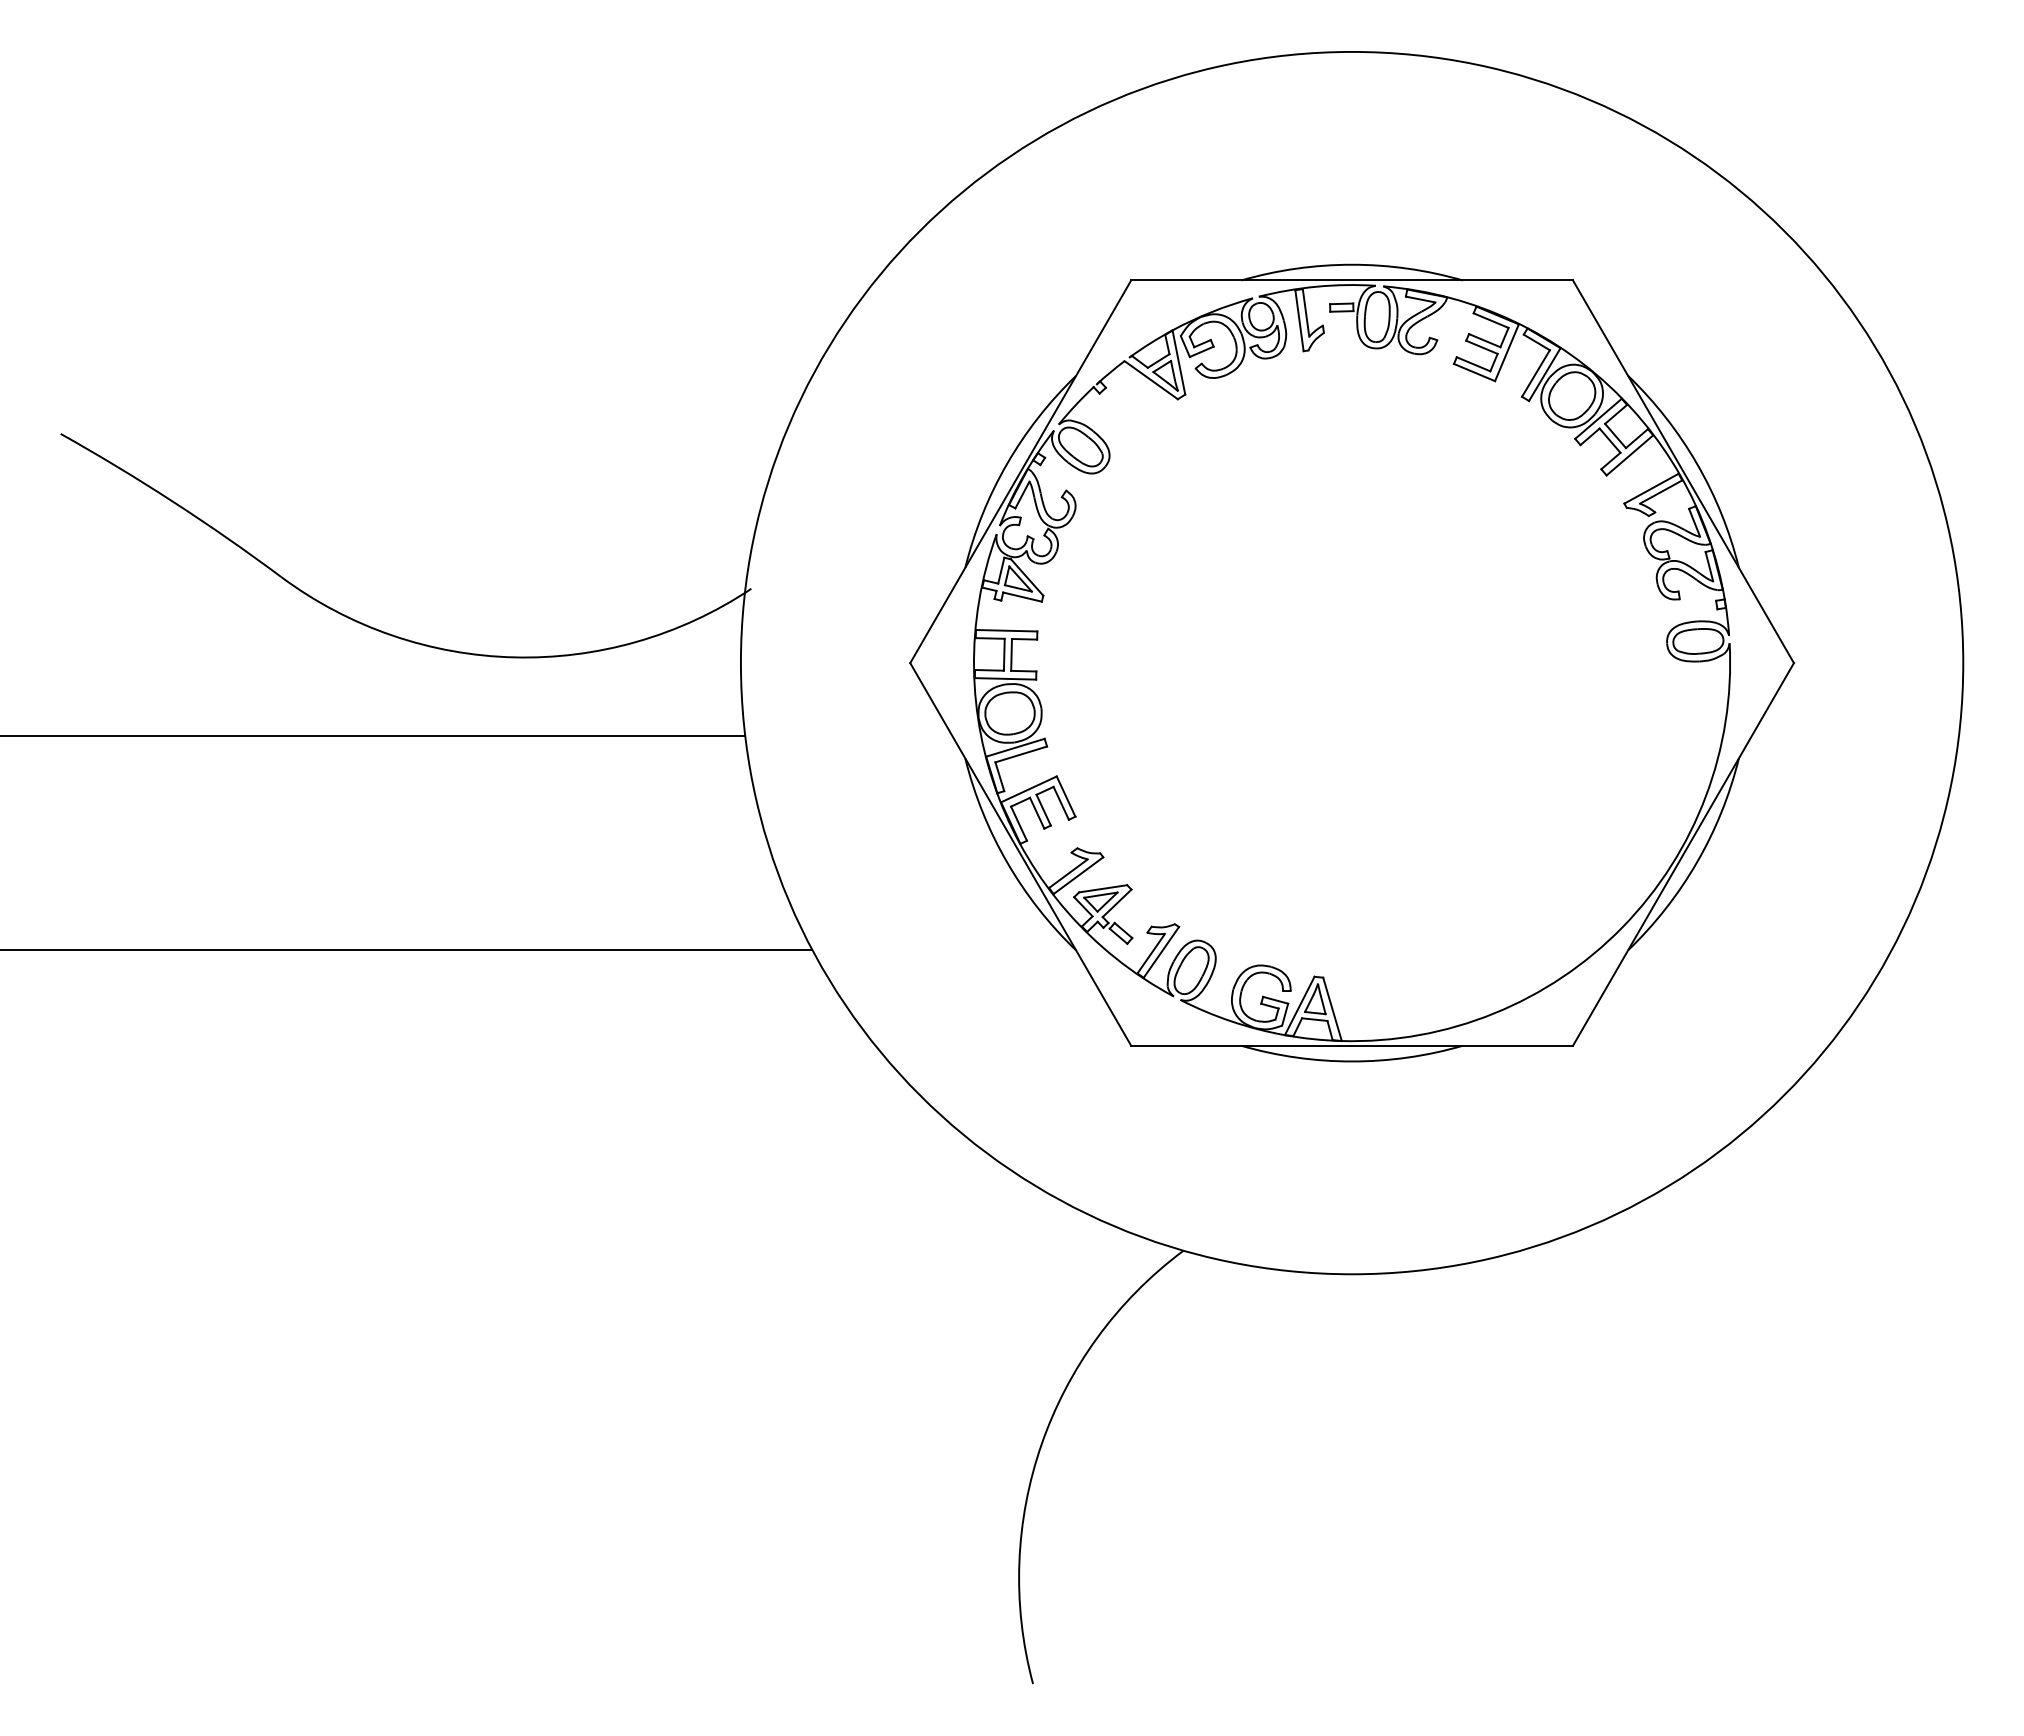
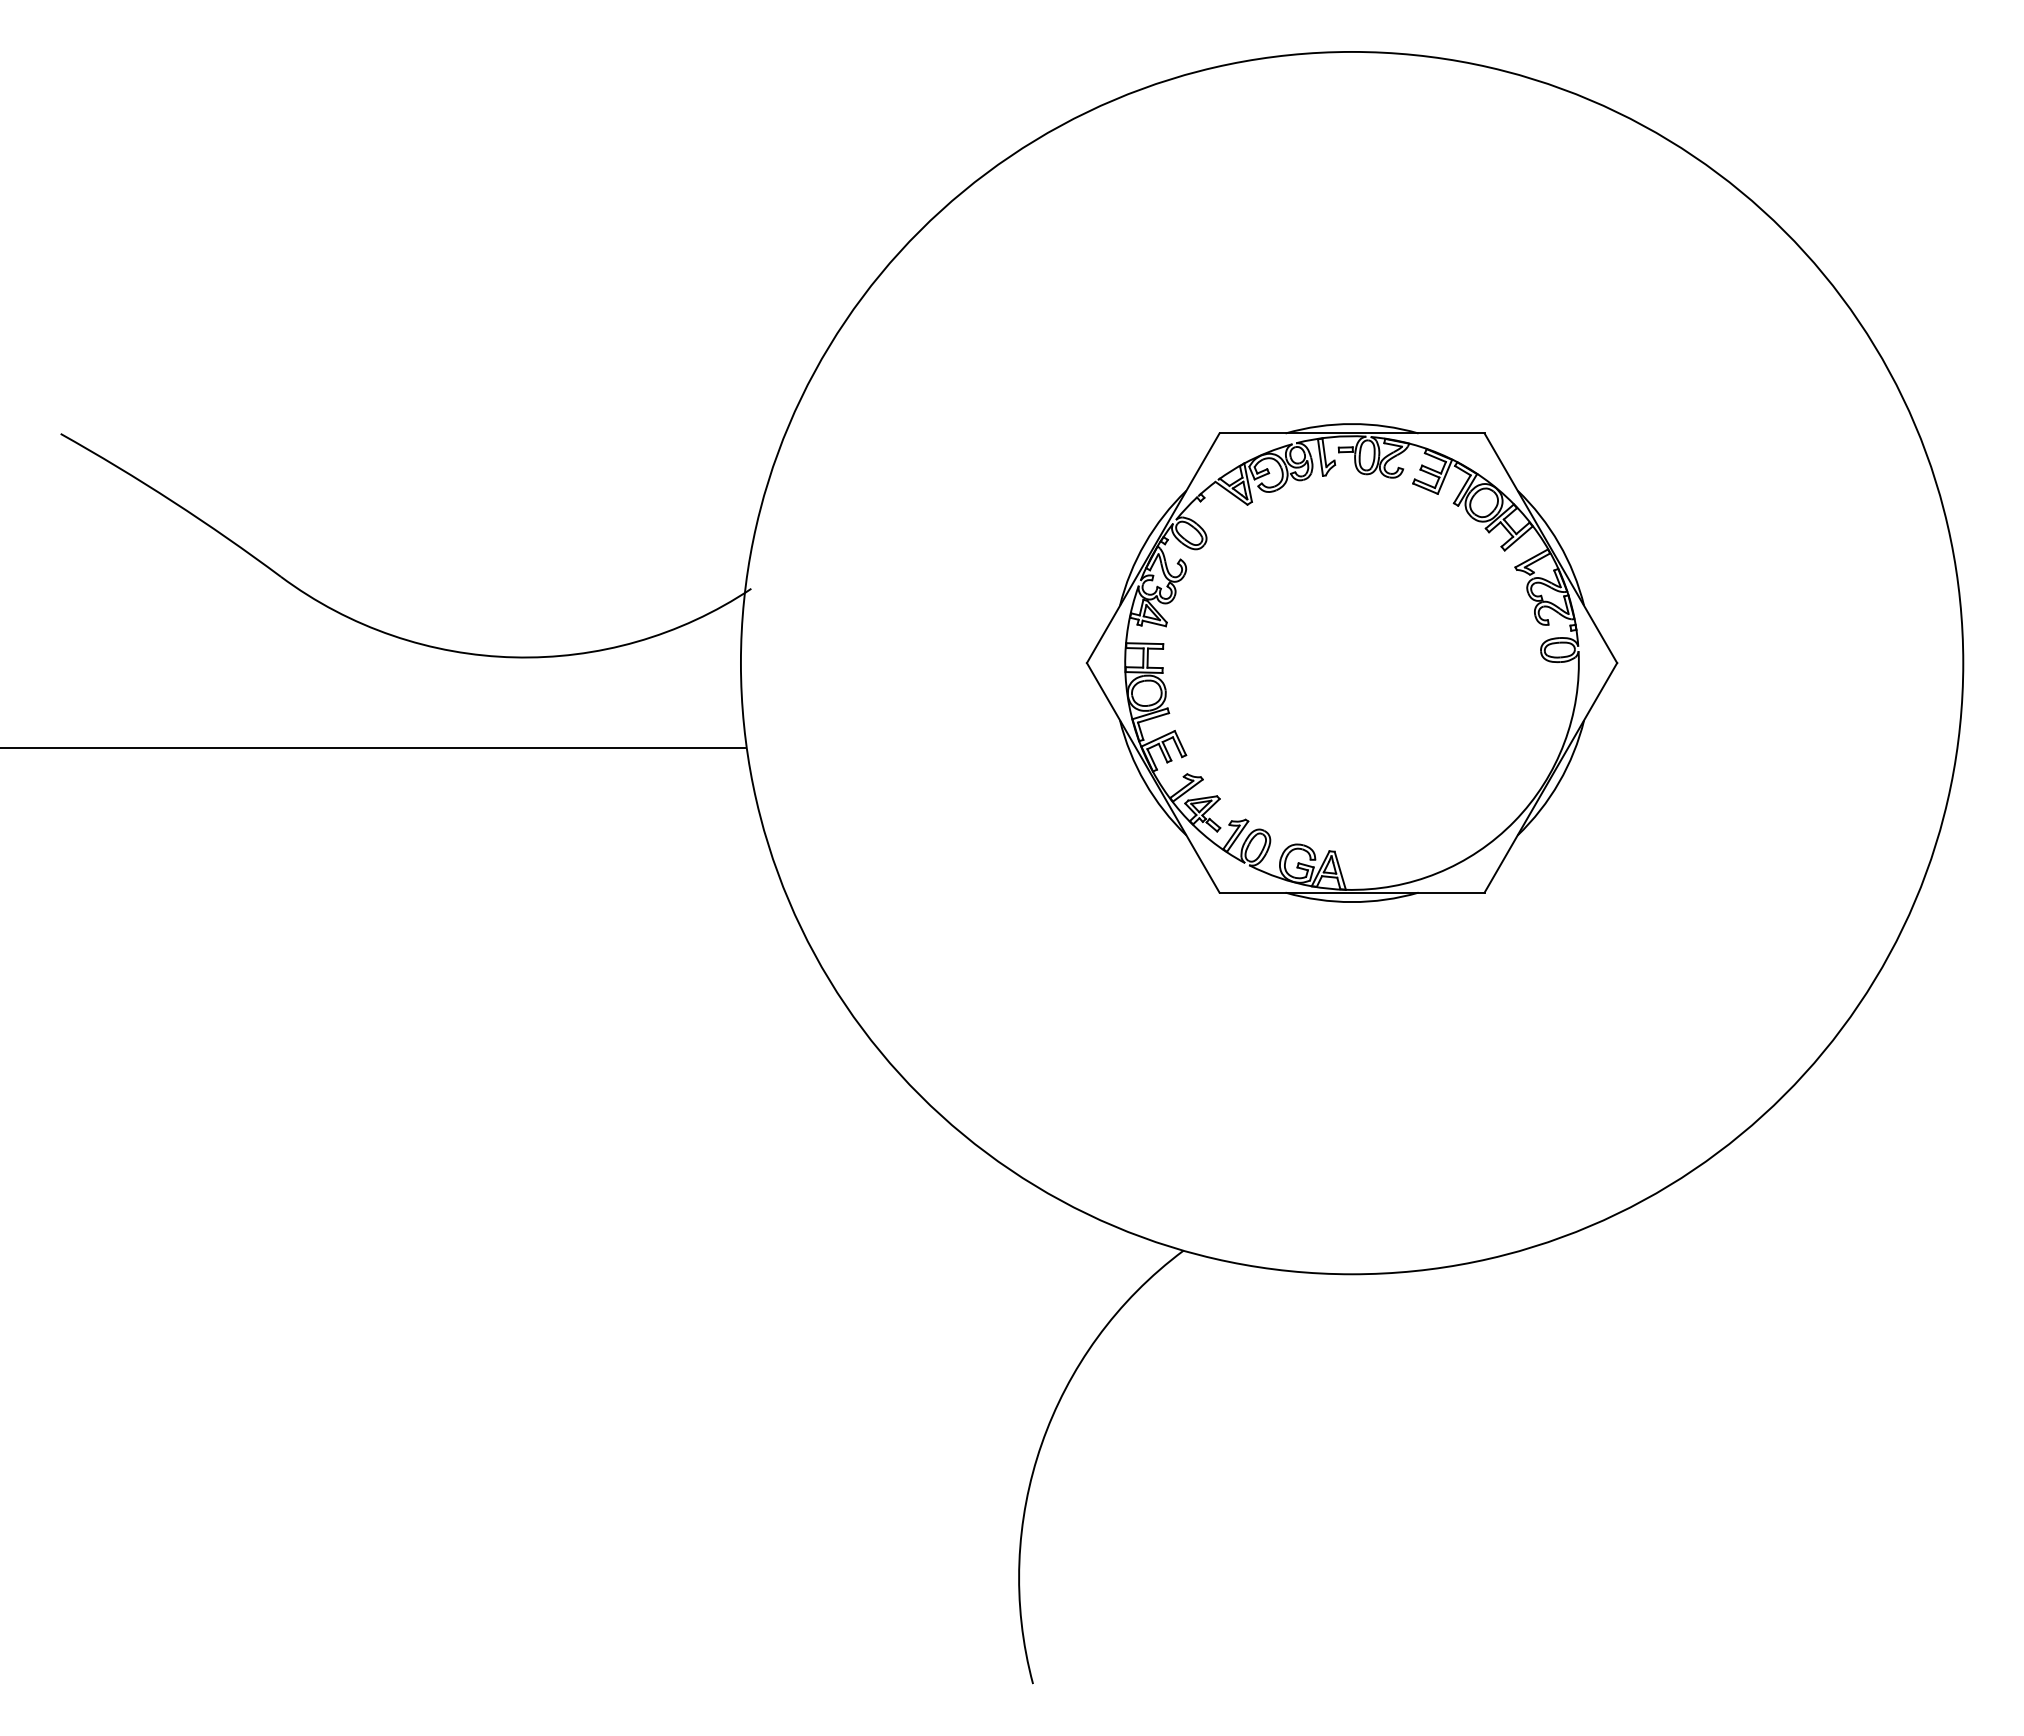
part size: 886x800 px -> 534x480 px (1351, 662)
line position: (373, 735) -> (373, 747) (373, 747)
line: present -> none (407, 950)
